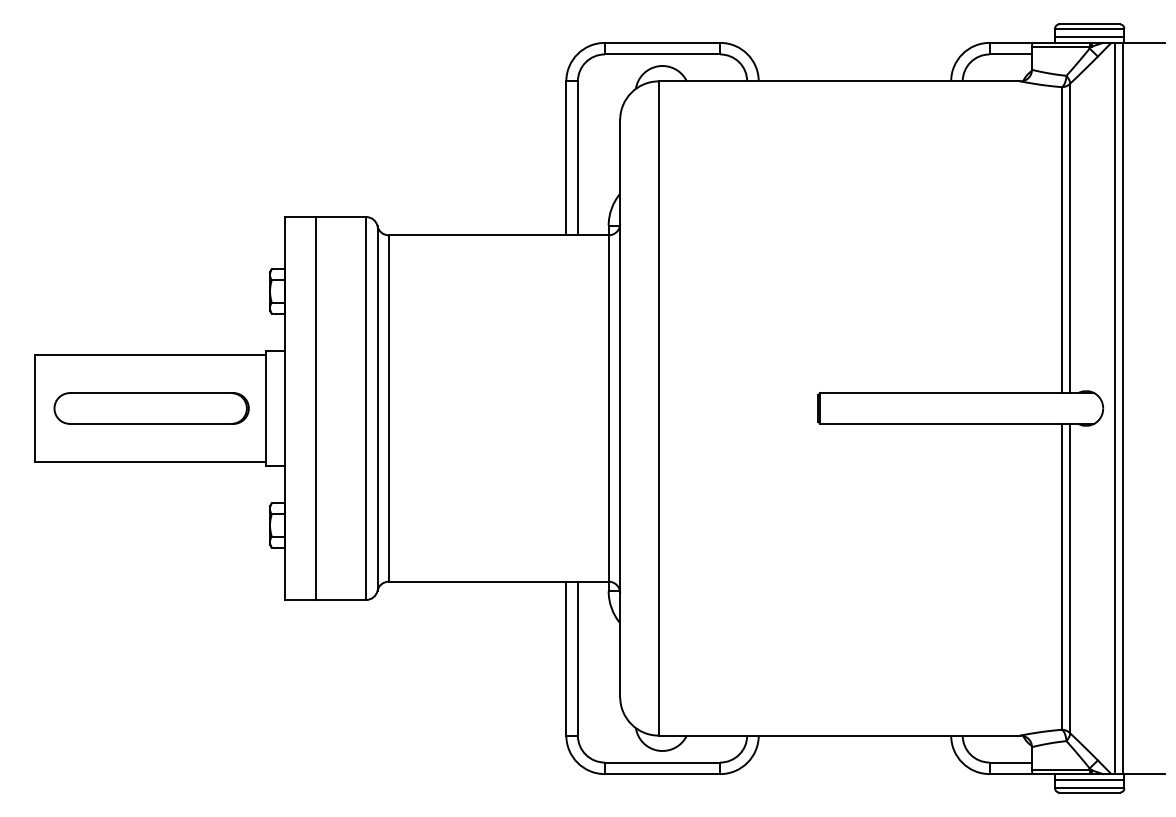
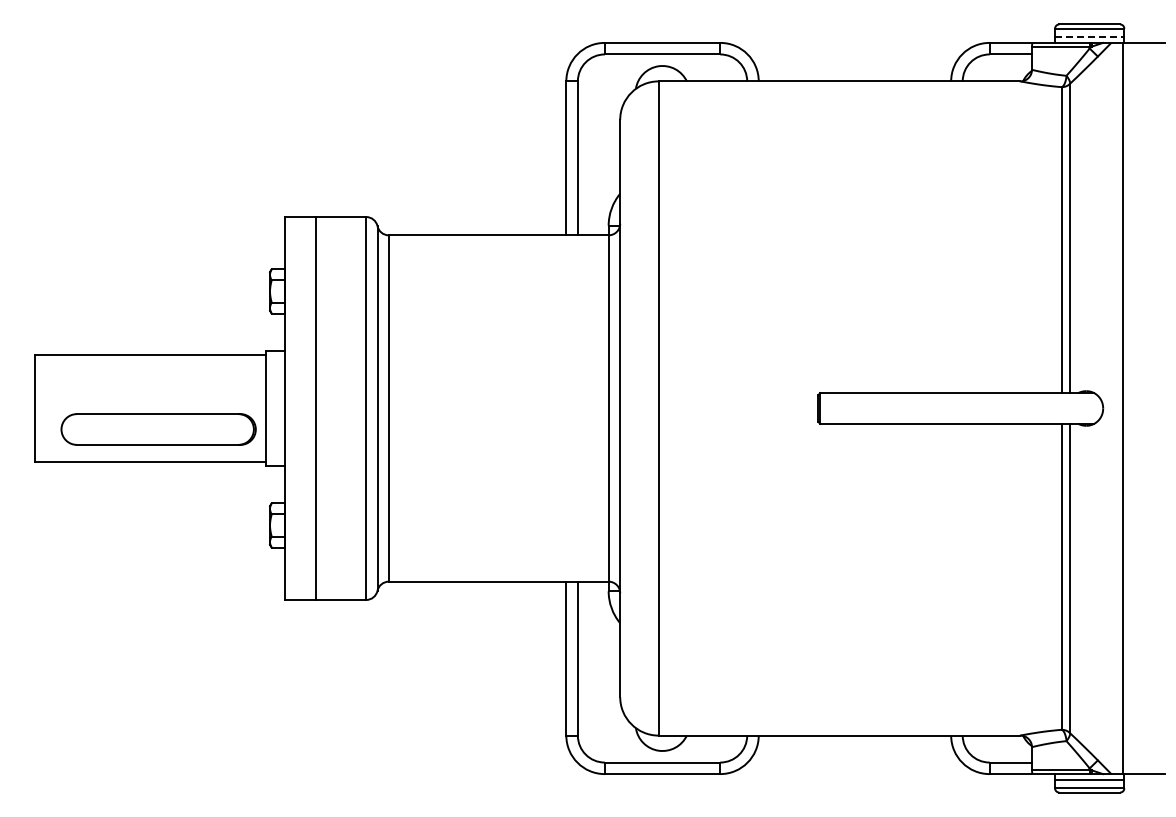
line: solid -> dashed (1089, 37)
part position: (151, 408) -> (158, 429) (158, 429)
line: present -> none (1115, 408)
